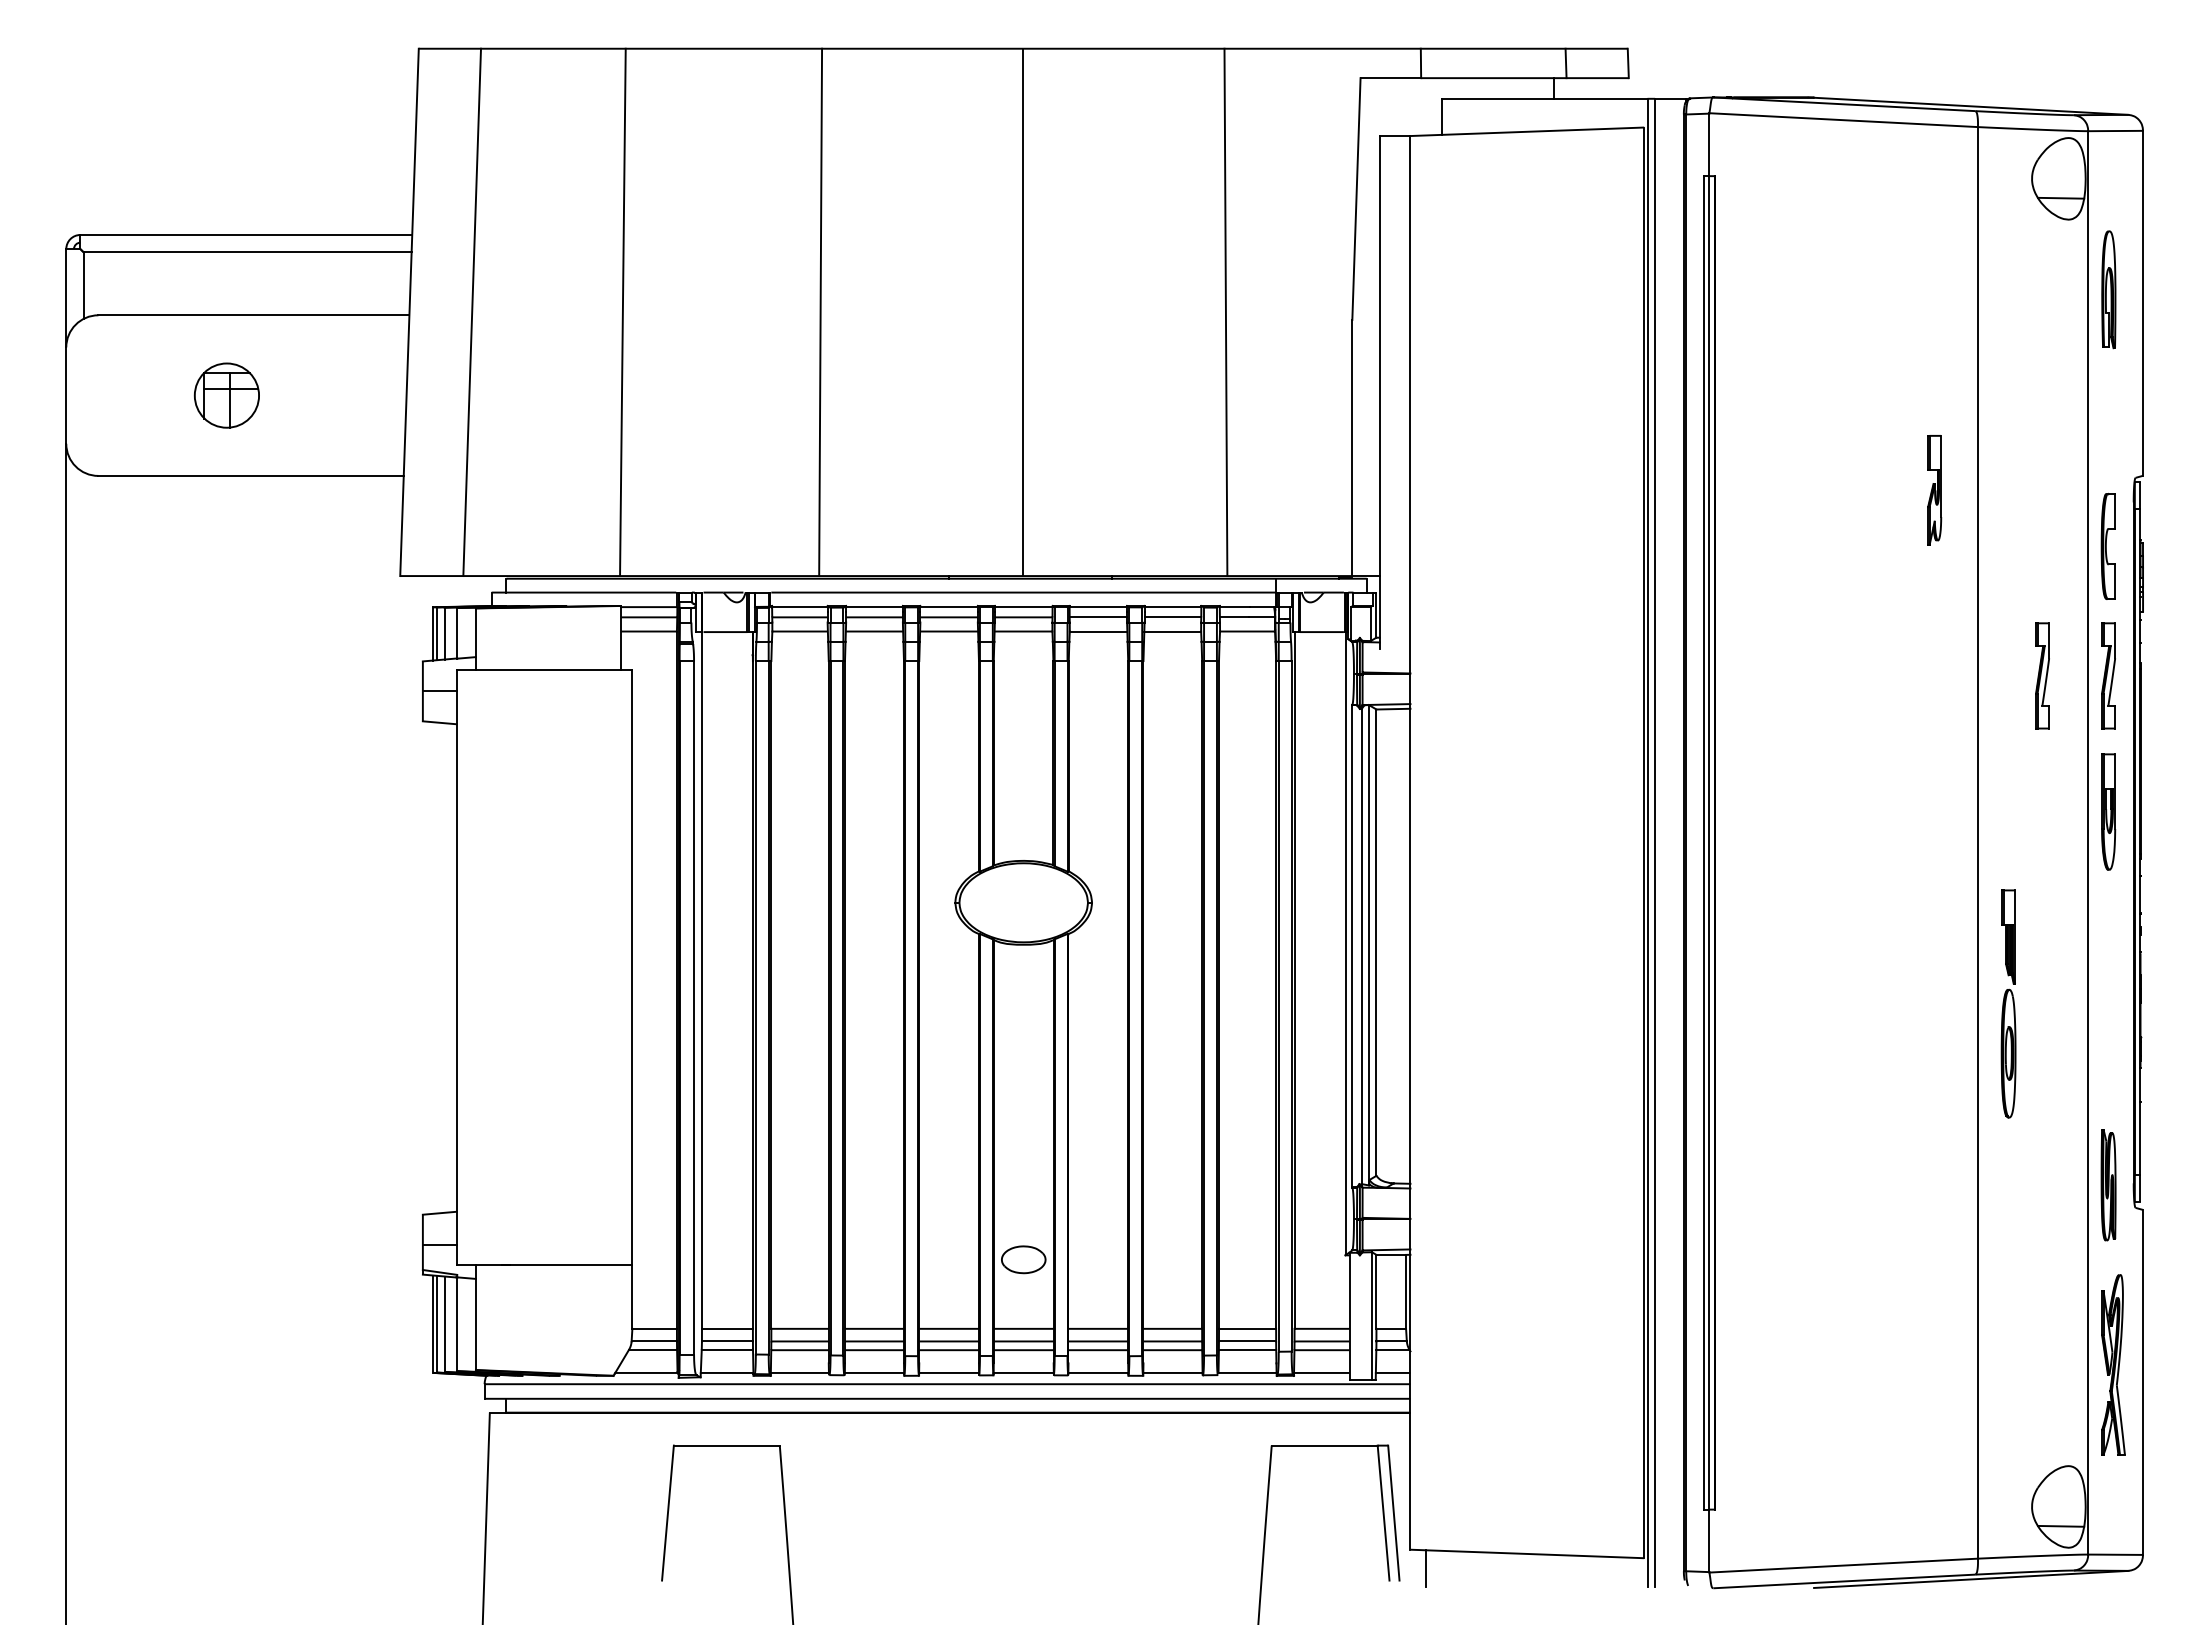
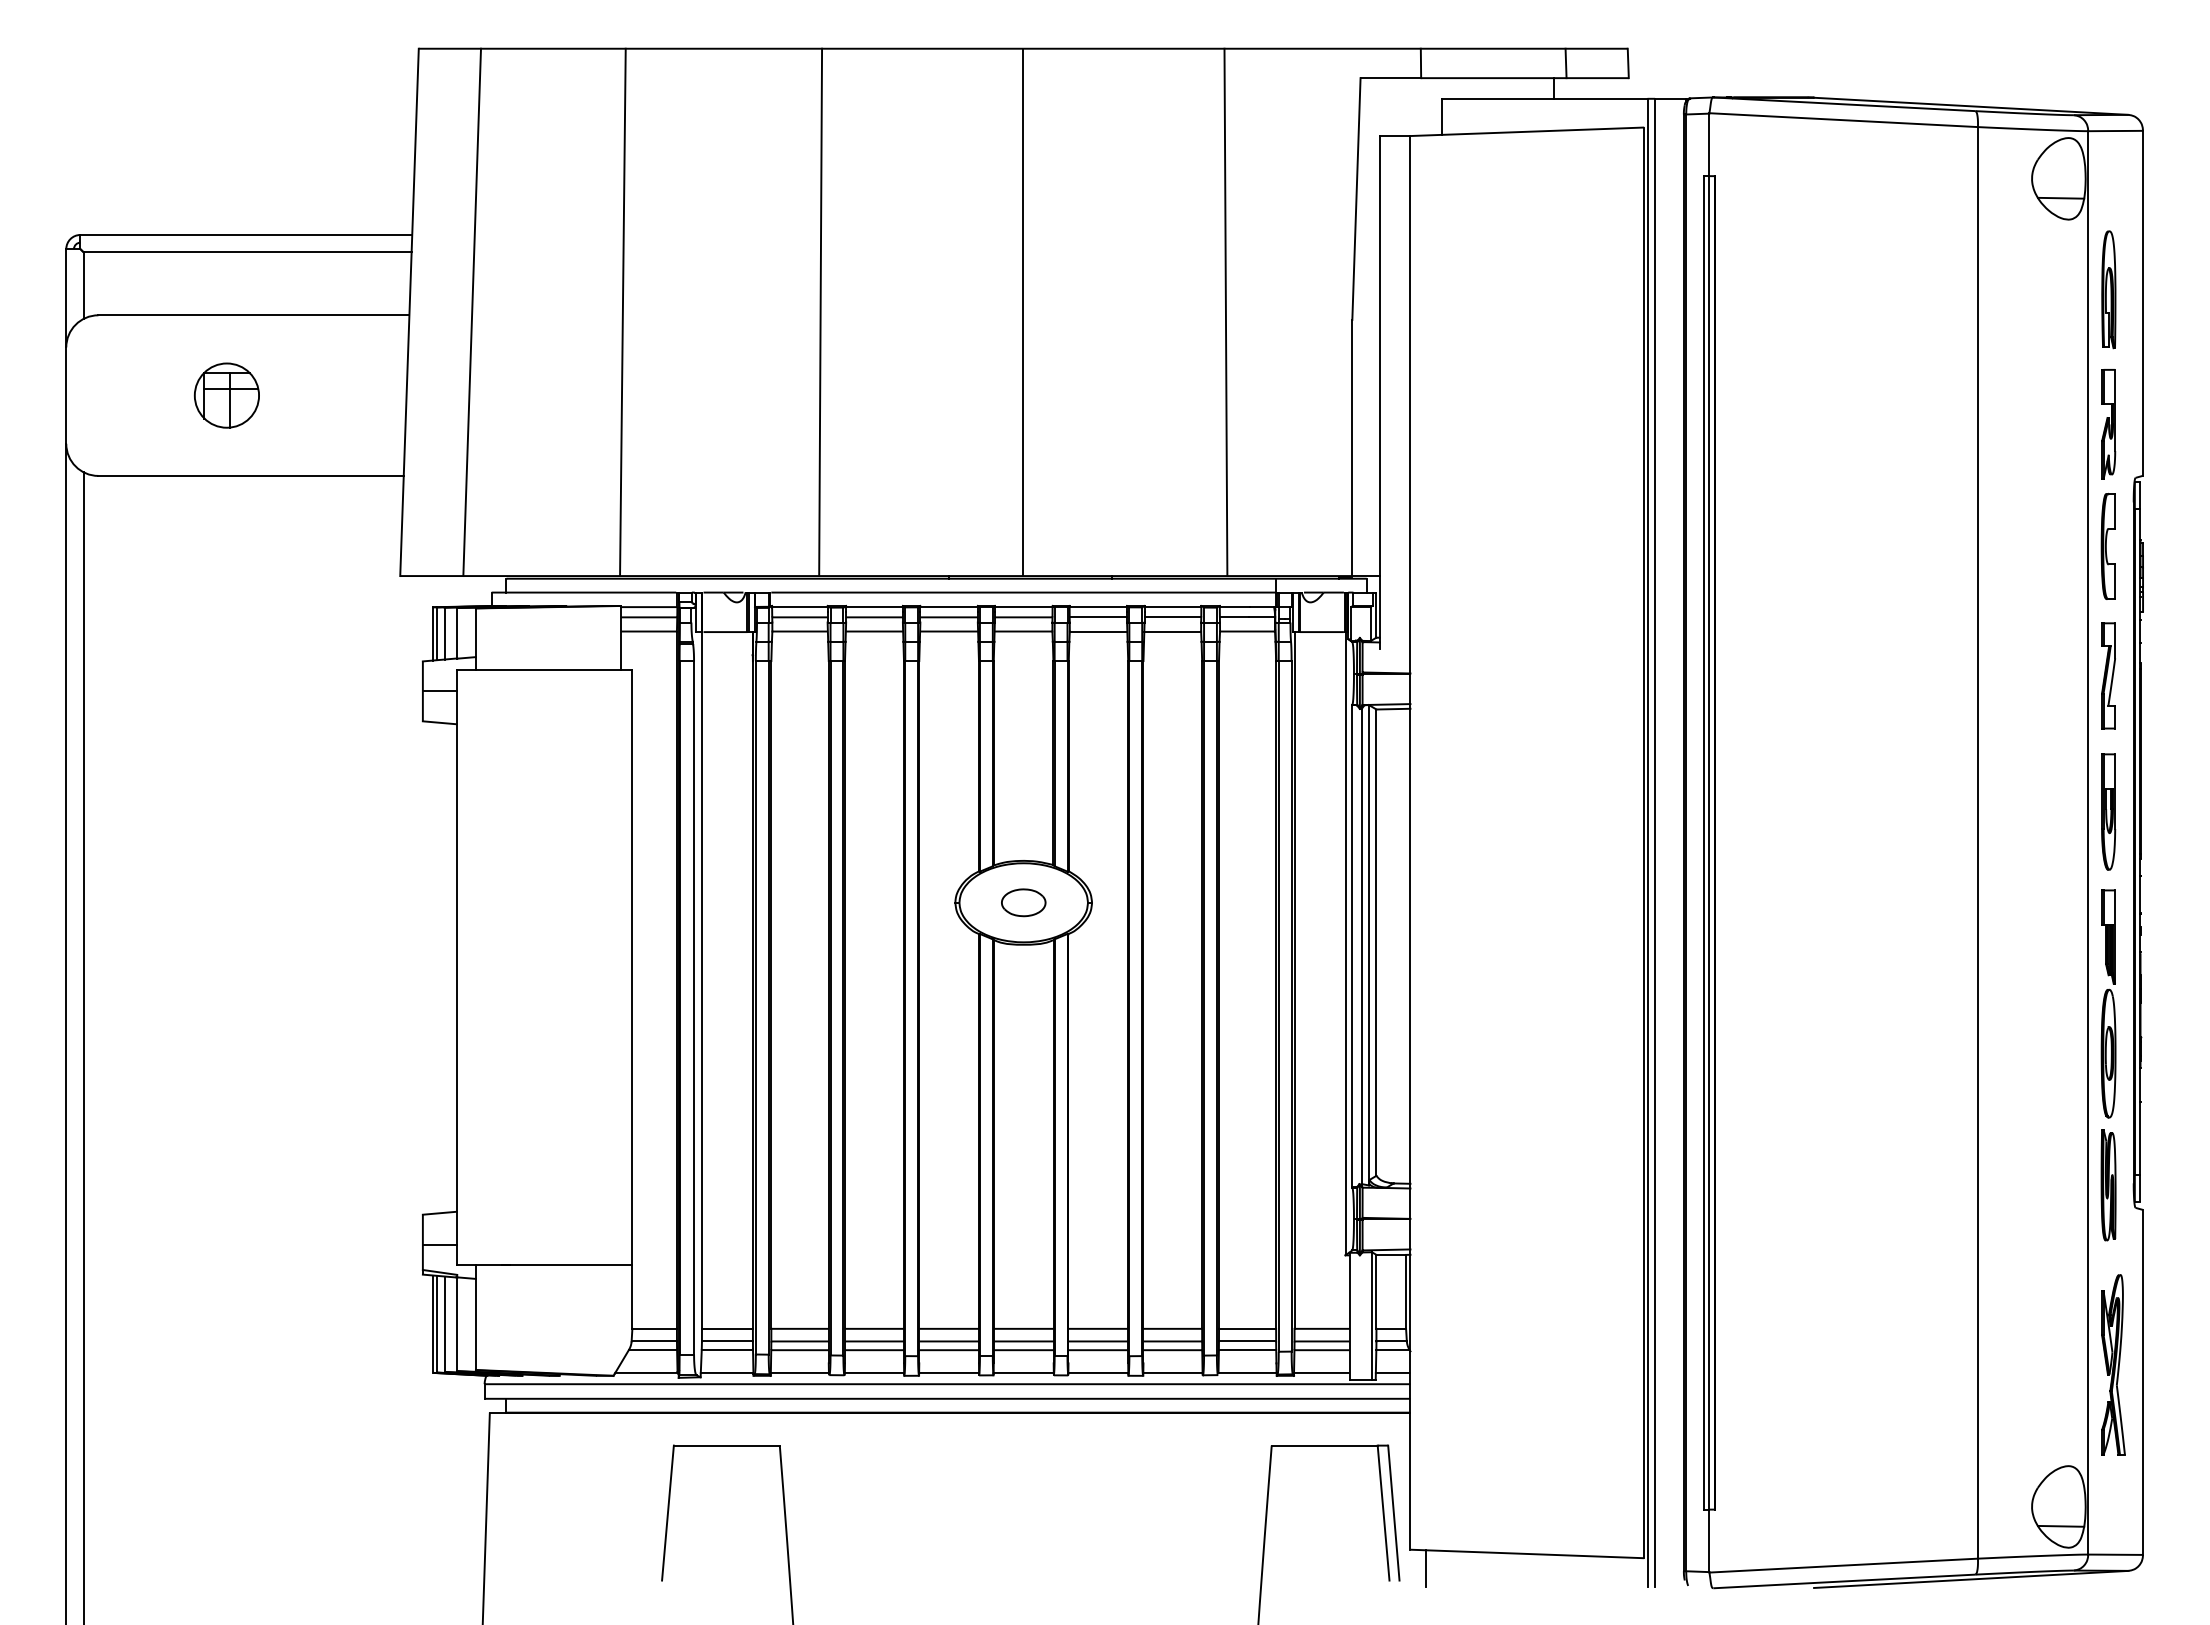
part position: (1934, 490) -> (2108, 424) (2108, 424)
part: present -> none (2042, 675)
part position: (2008, 1003) -> (2108, 1003) (2108, 1003)
line: none -> present (83, 1046)
part position: (1023, 1259) -> (1023, 902) (1023, 902)
